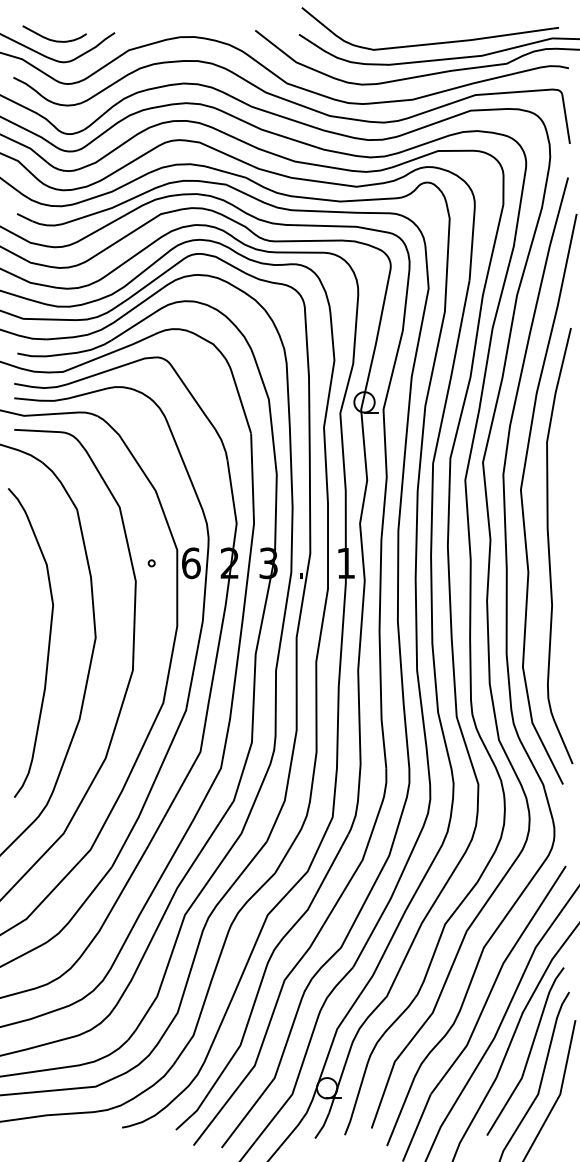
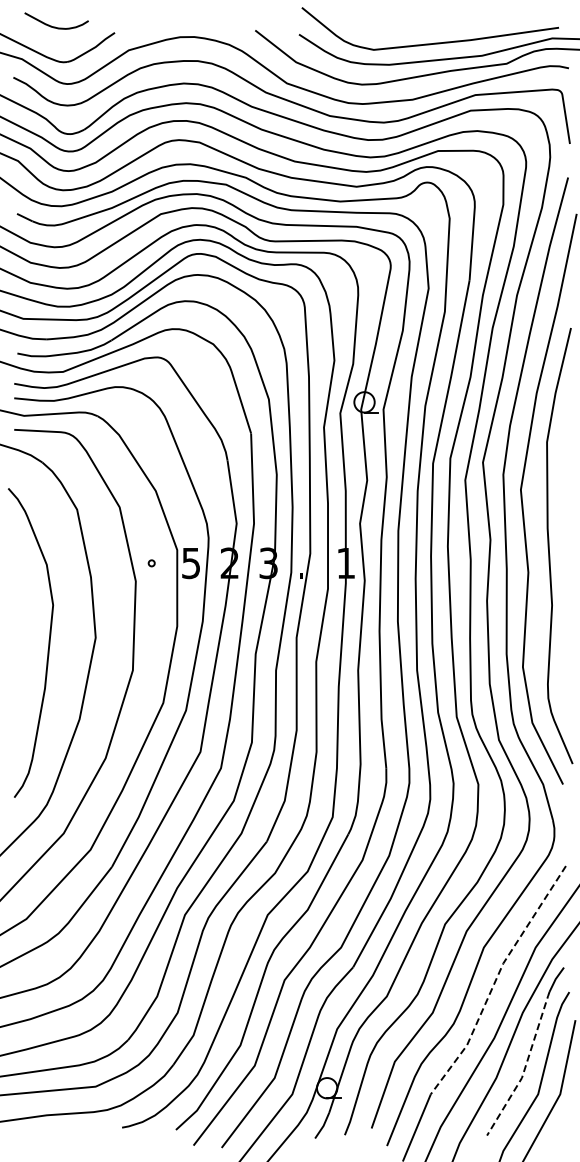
curve position: (53, 39) -> (55, 26) (55, 26)
text: 6 -> 5 (191, 563)
line: solid -> dashed (496, 979)
line: solid -> dashed (525, 1066)
